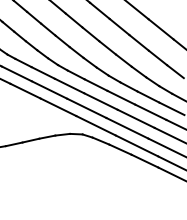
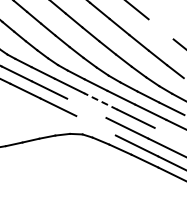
line: present -> none (160, 29)
line: solid -> dashed (100, 101)
line: present -> none (86, 108)
line: present -> none (95, 125)
line: present -> none (168, 134)
